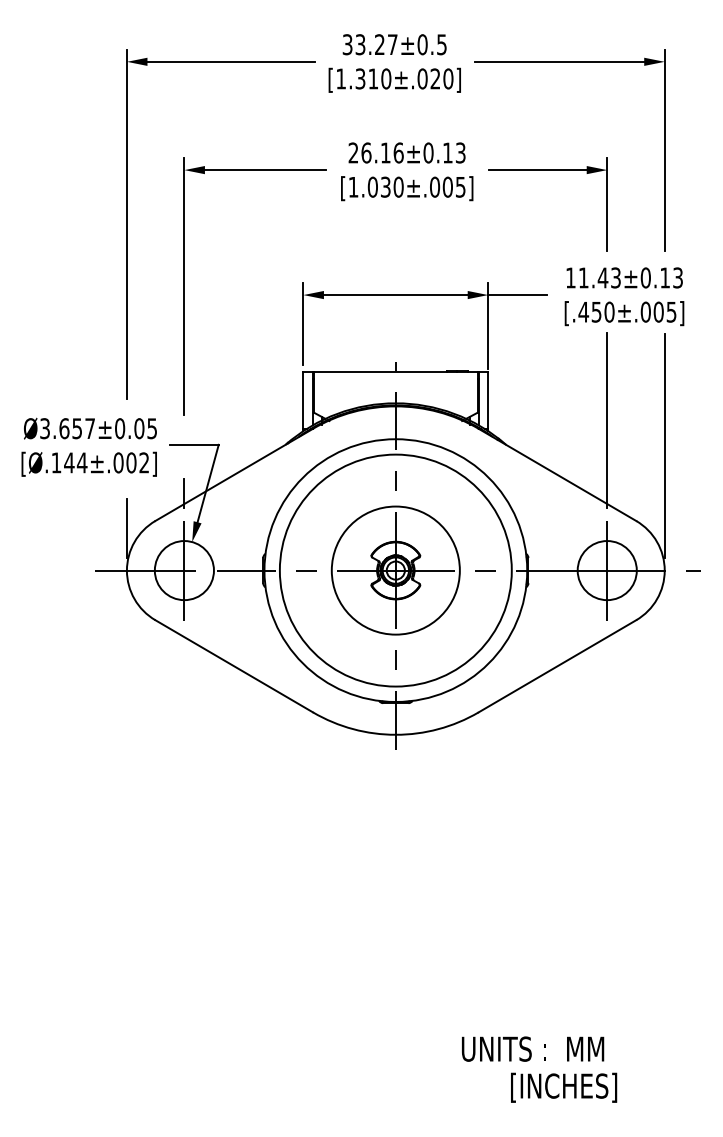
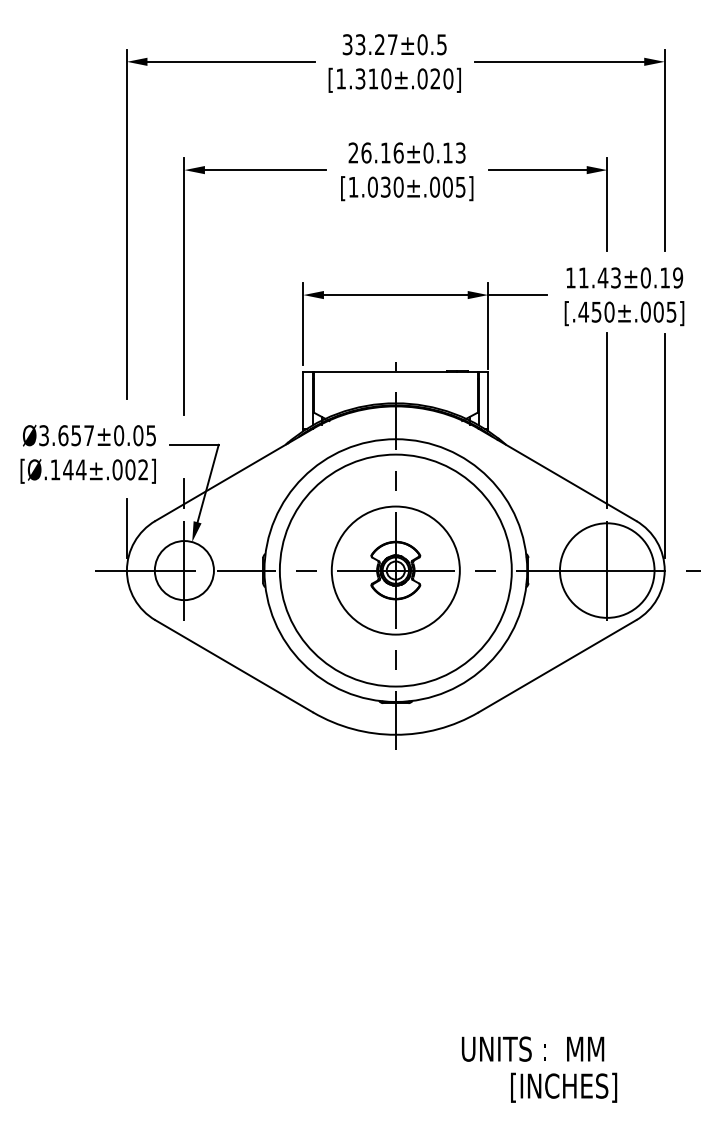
text: 11.43±0.13 -> 11.43±0.19 (678, 277)
text position: (88, 446) -> (87, 453) (87, 453)
circle diameter: 59 px -> 95 px (606, 570)
